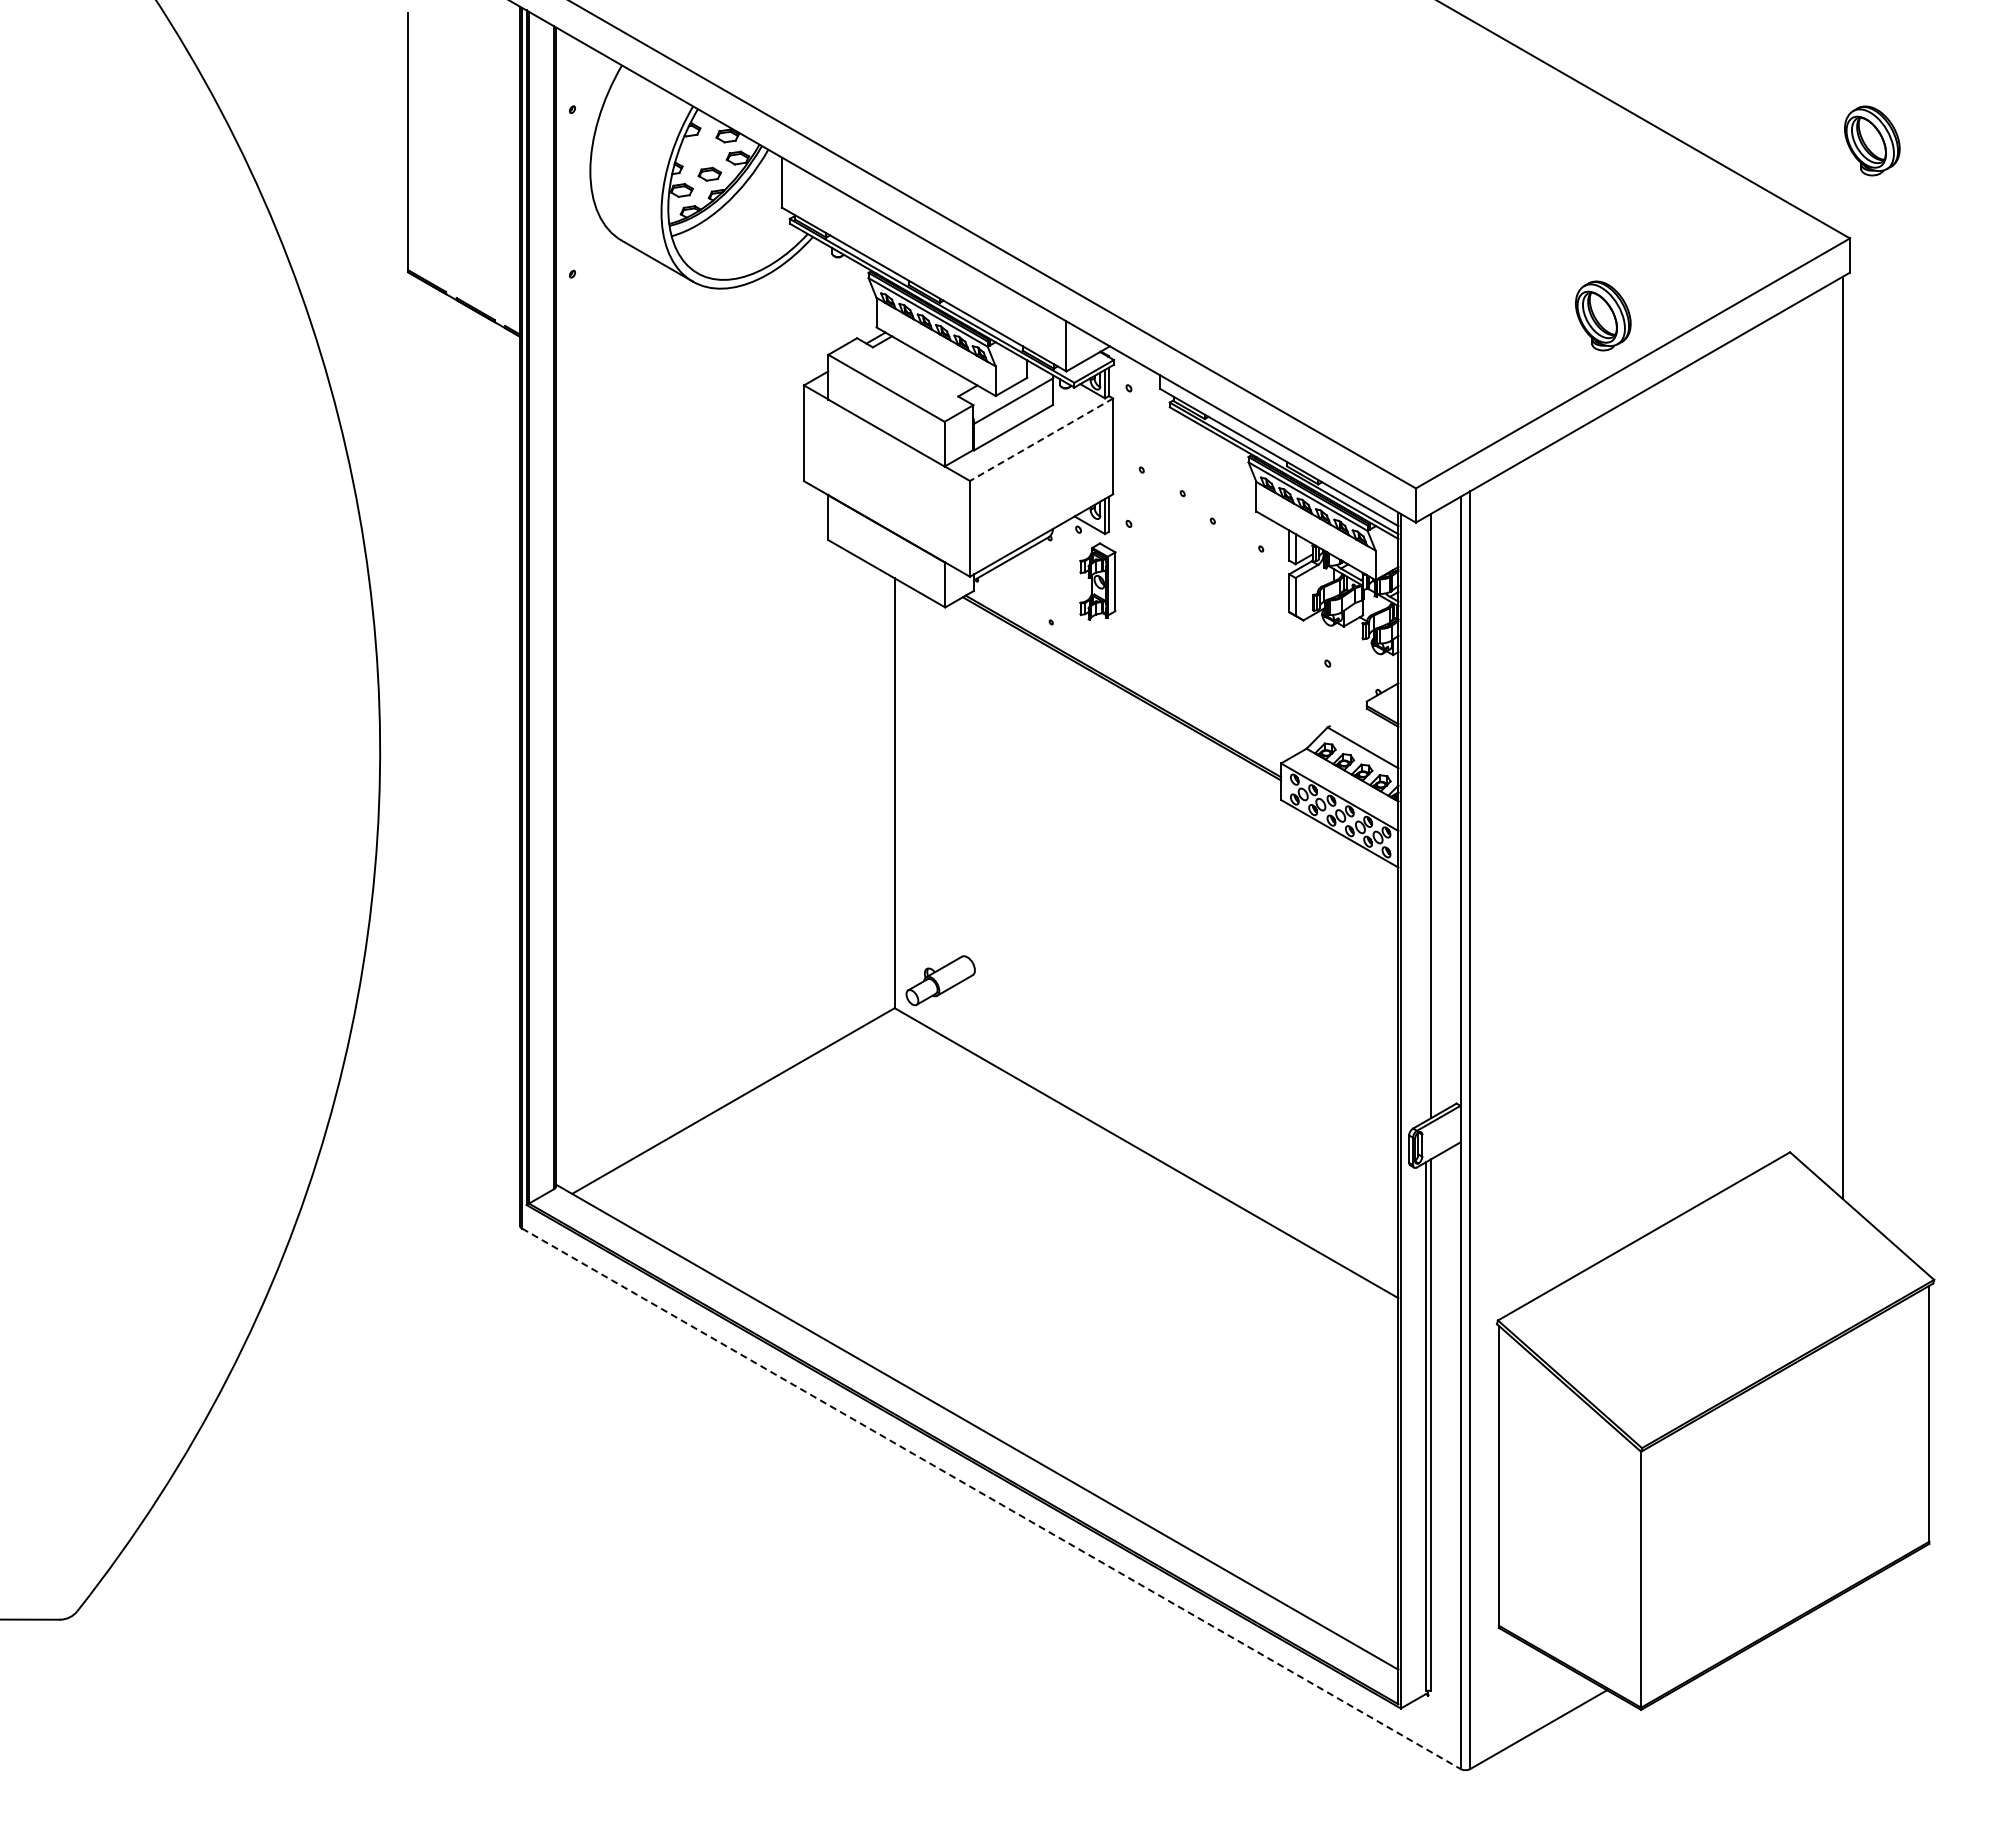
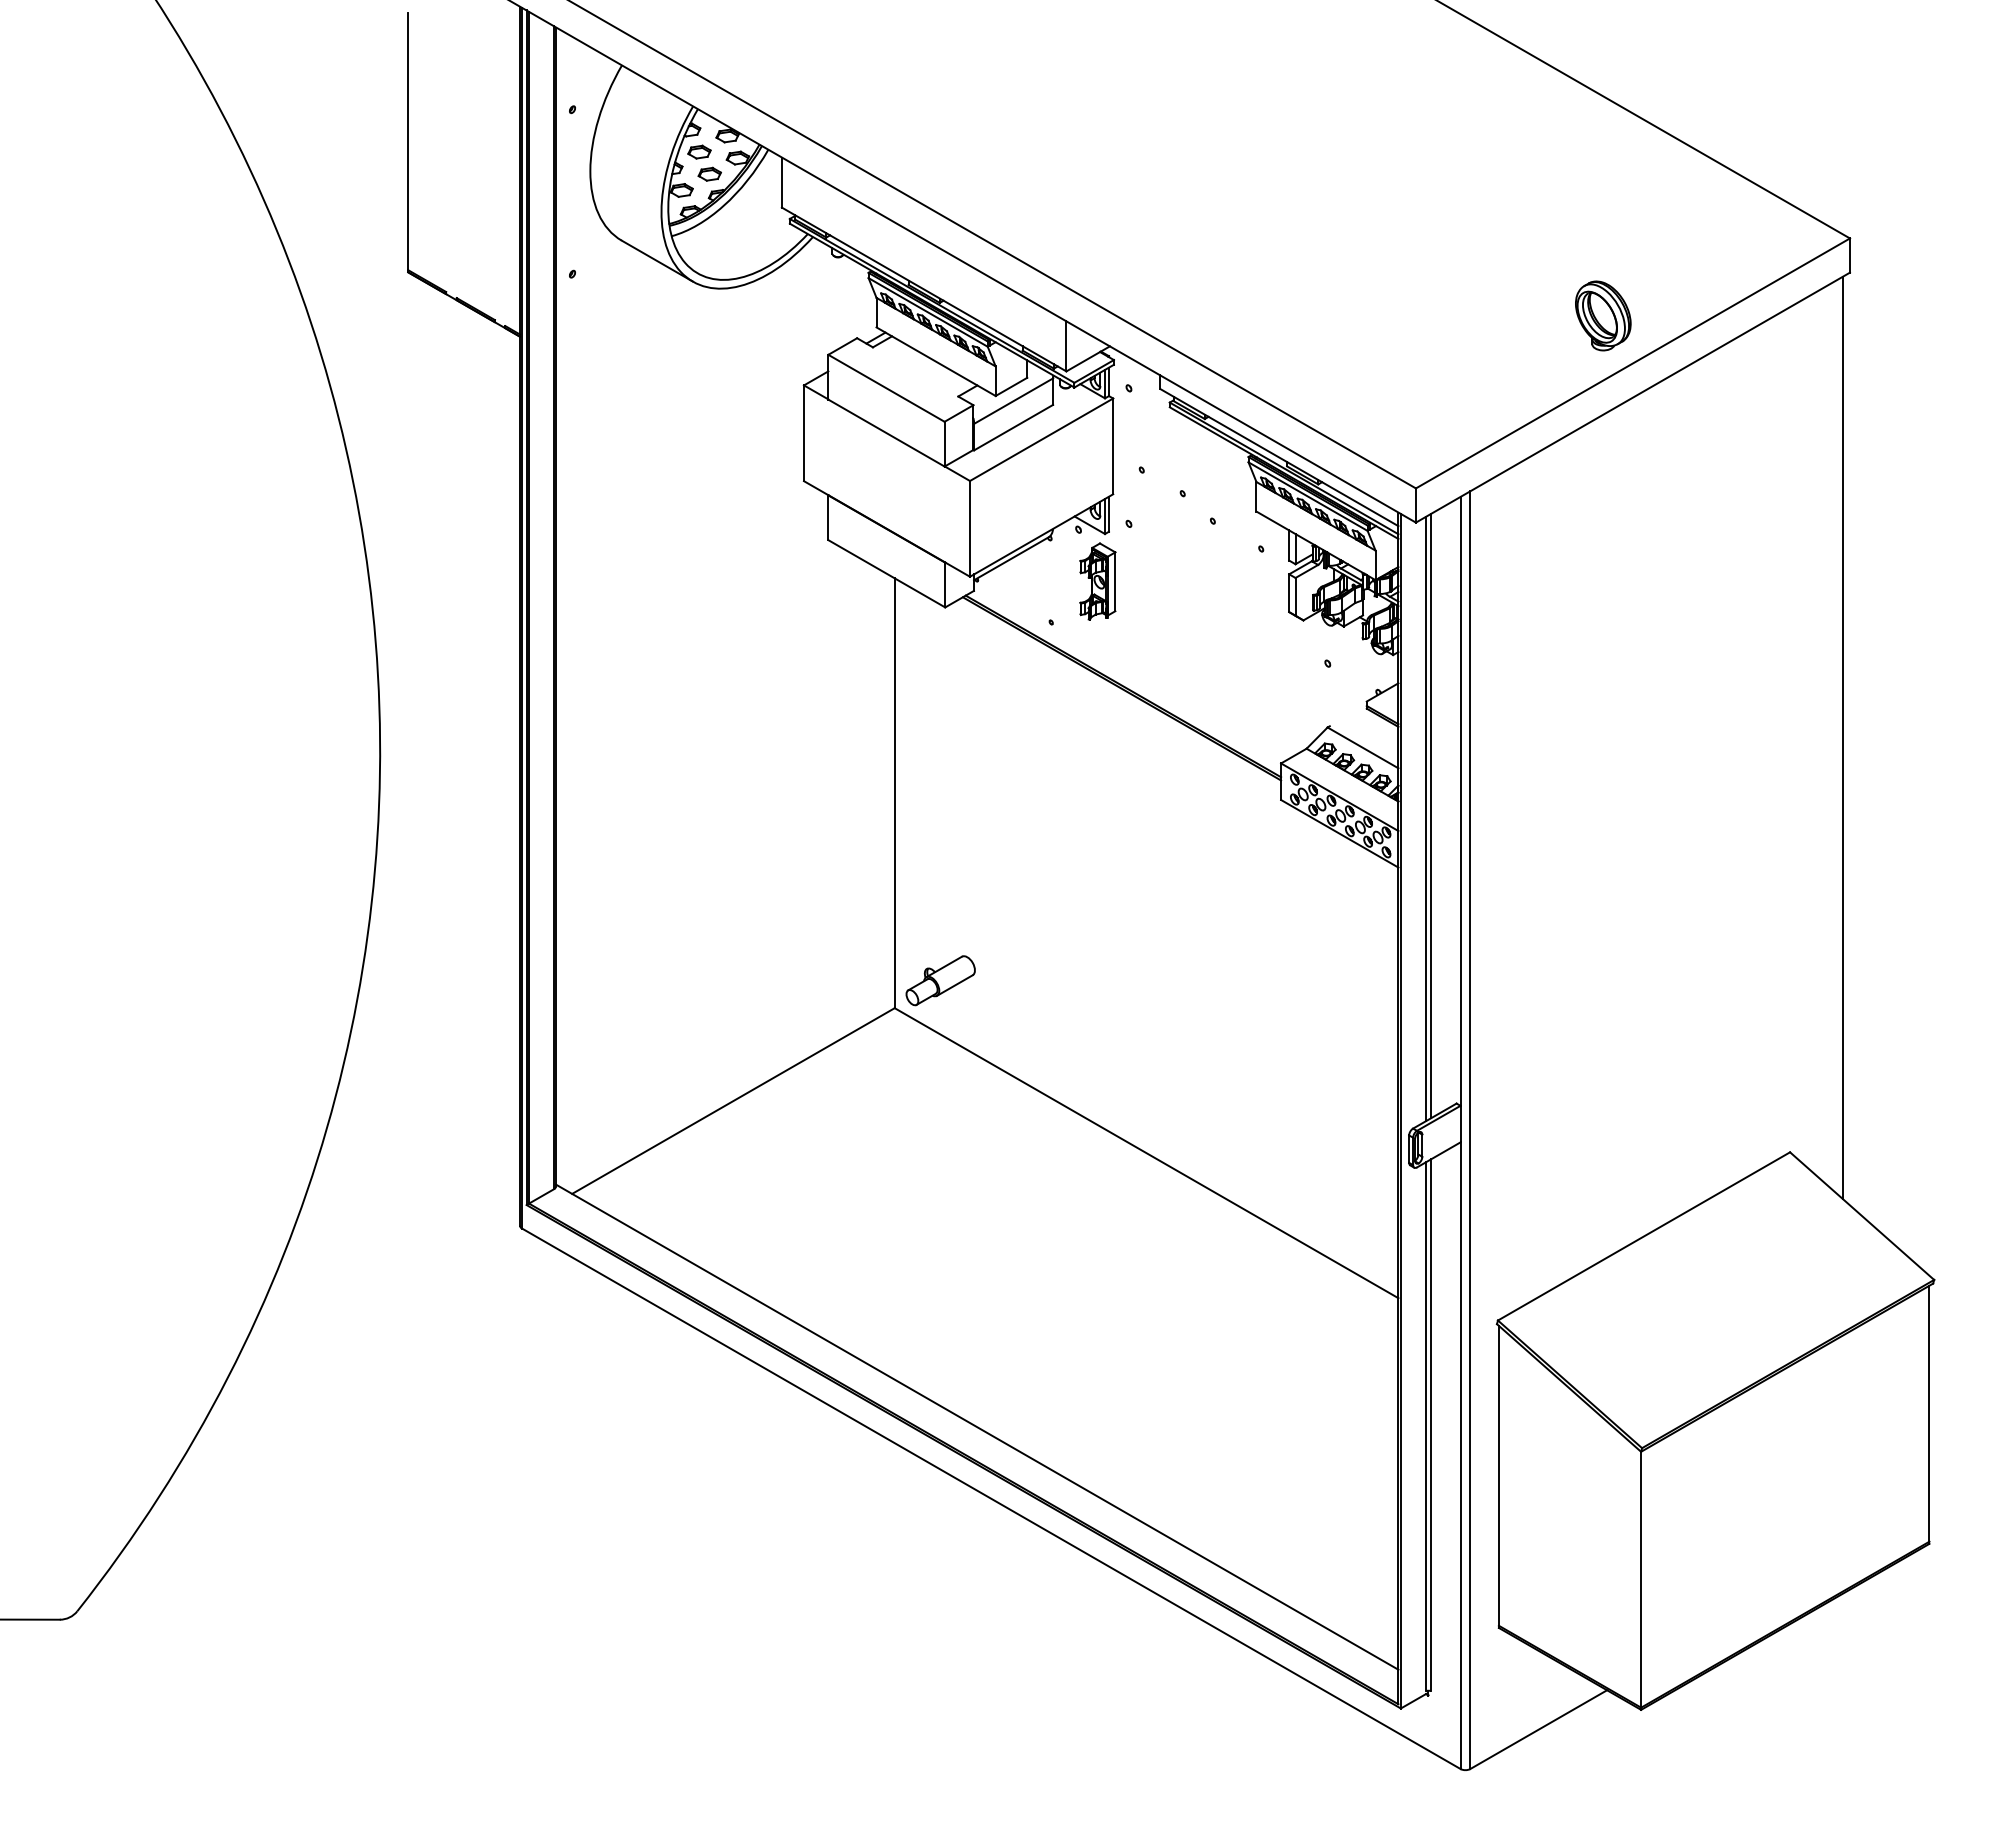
part: present -> none (1872, 140)
part: none -> present (699, 151)
line: dashed -> solid (1041, 439)
line: none -> present (1425, 818)
line: dashed -> solid (991, 1498)
